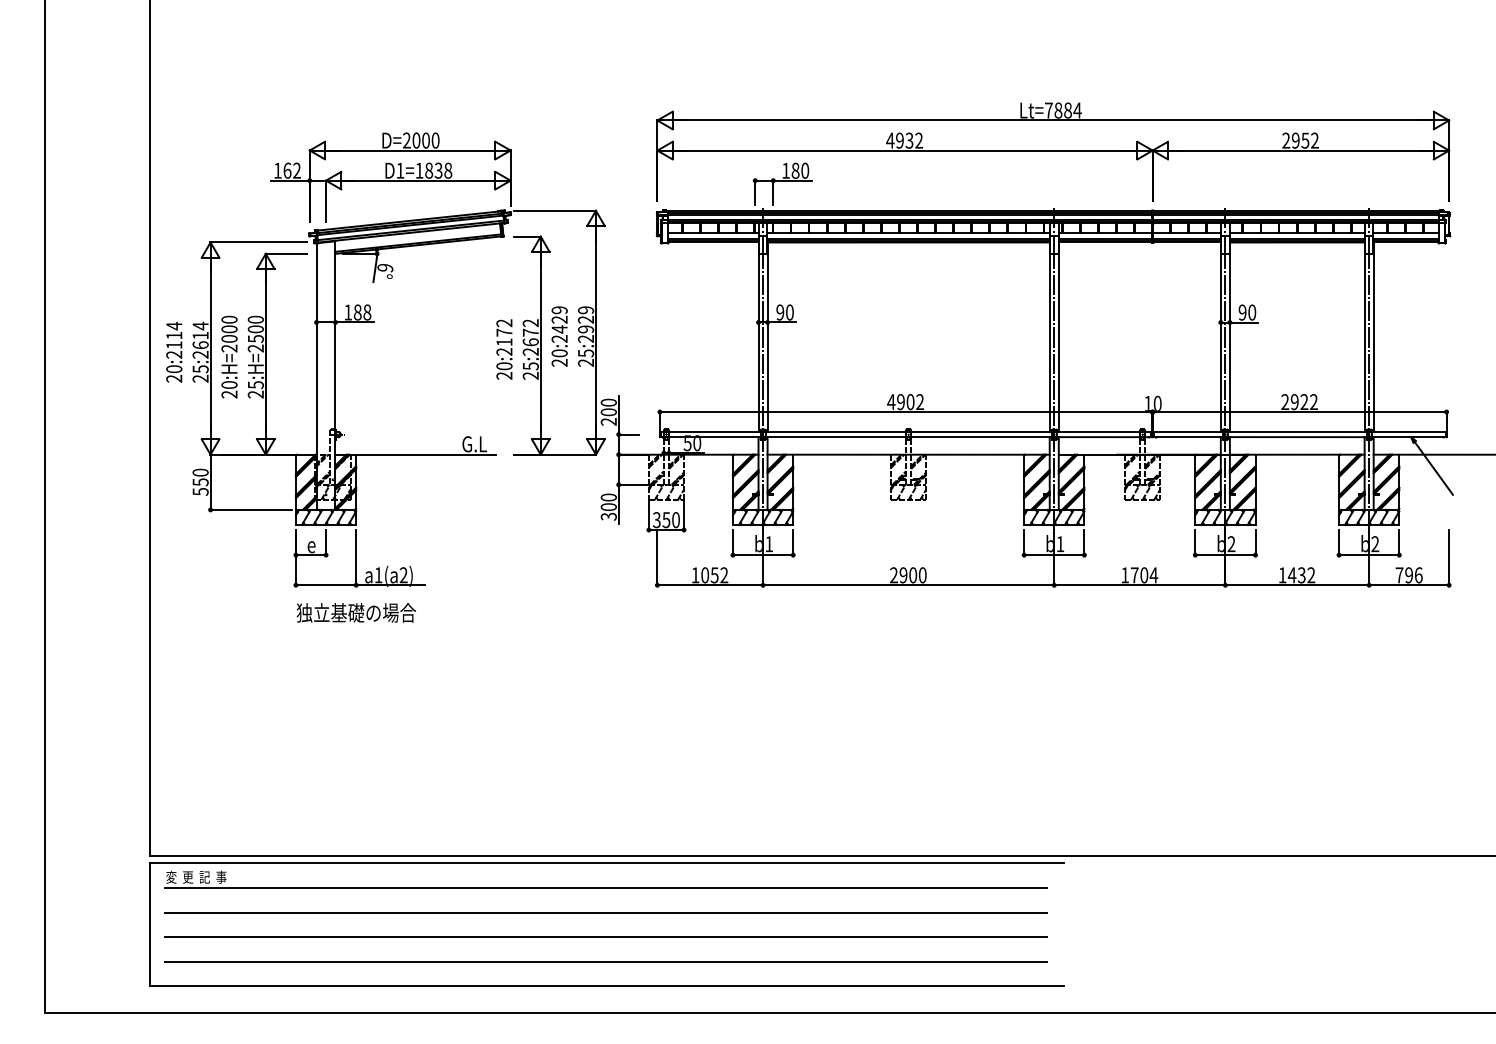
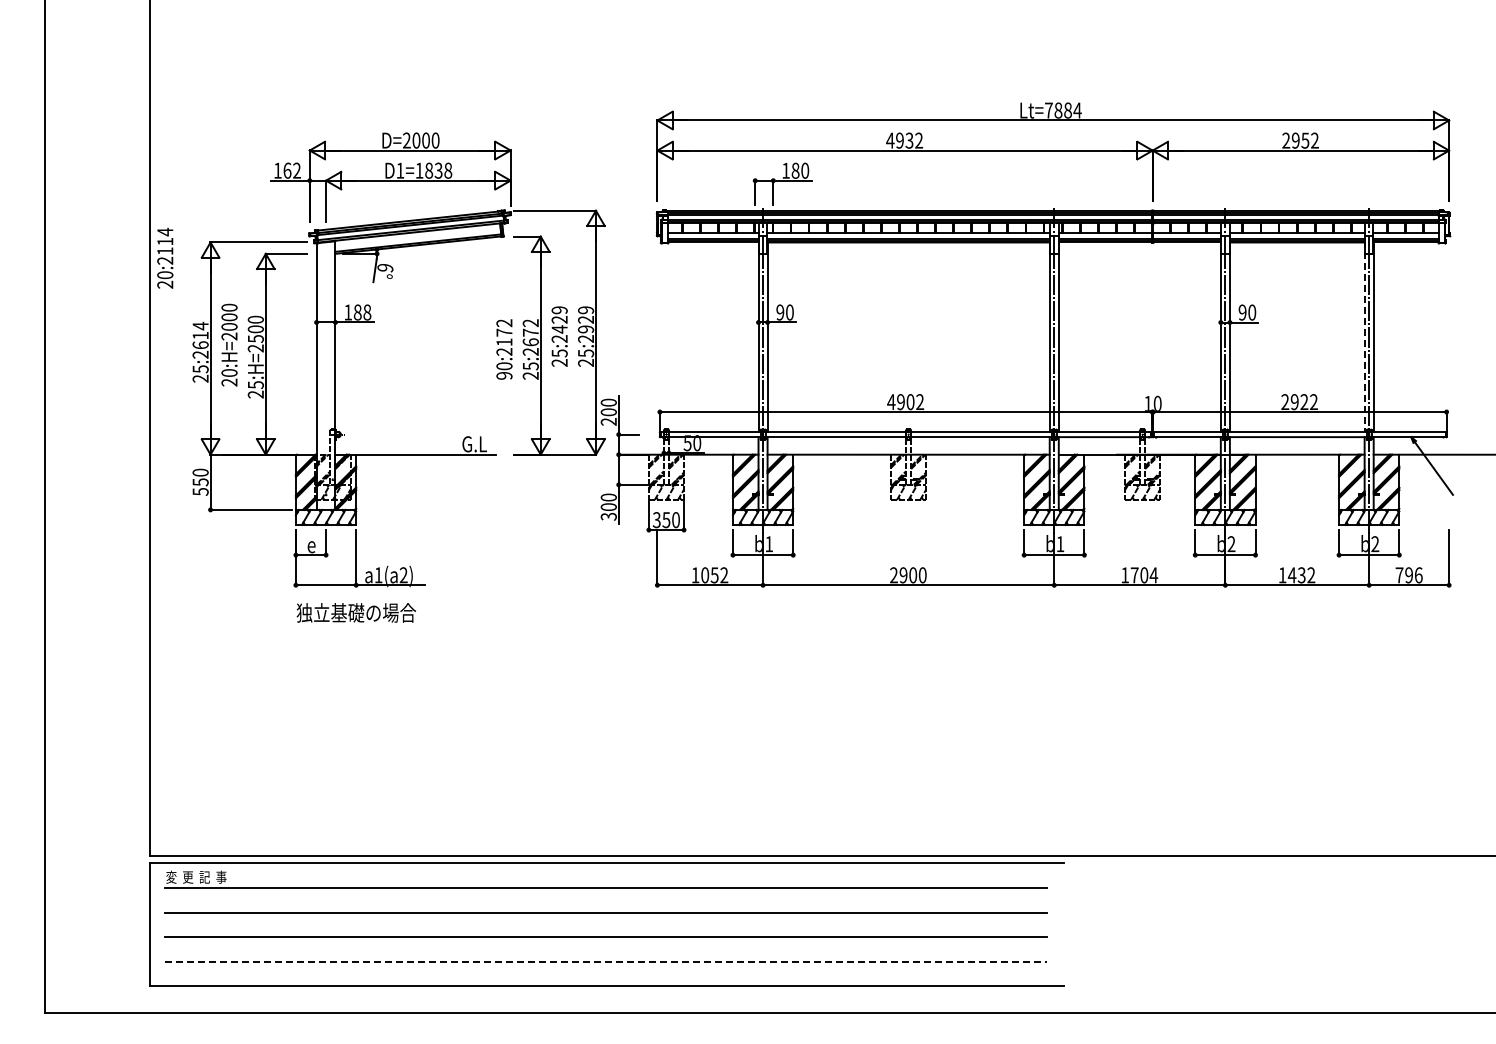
line: solid -> dashed (1364, 336)
text position: (174, 351) -> (165, 257) (165, 257)
text: 20:2429 -> 25:2429 (559, 353)
text position: (229, 356) -> (229, 344) (229, 344)
text: 20:2172 -> 90:2172 (504, 375)
line: solid -> dashed (605, 961)
